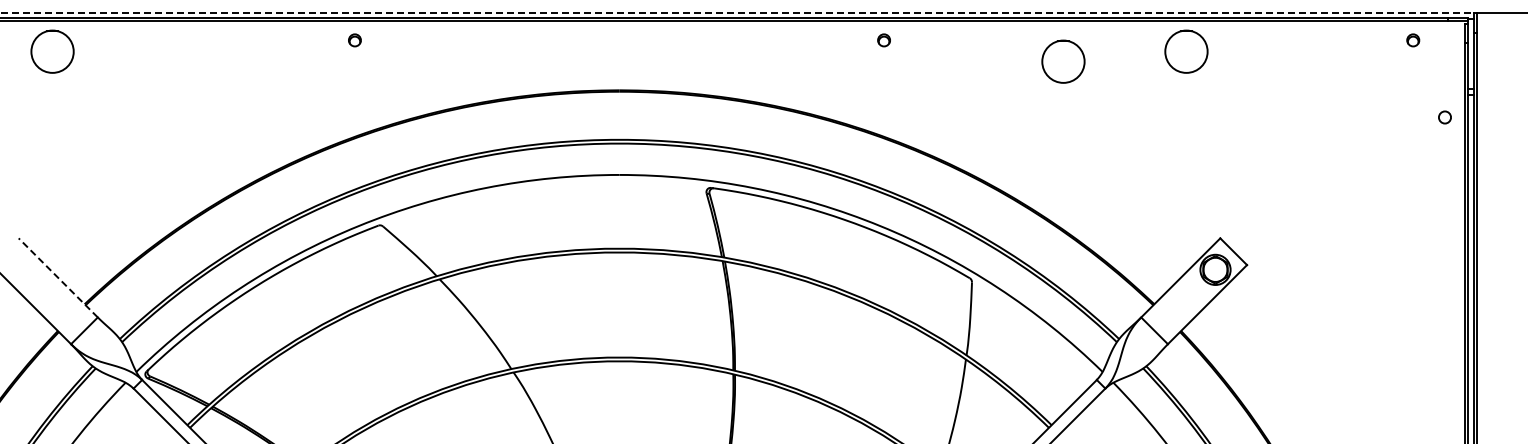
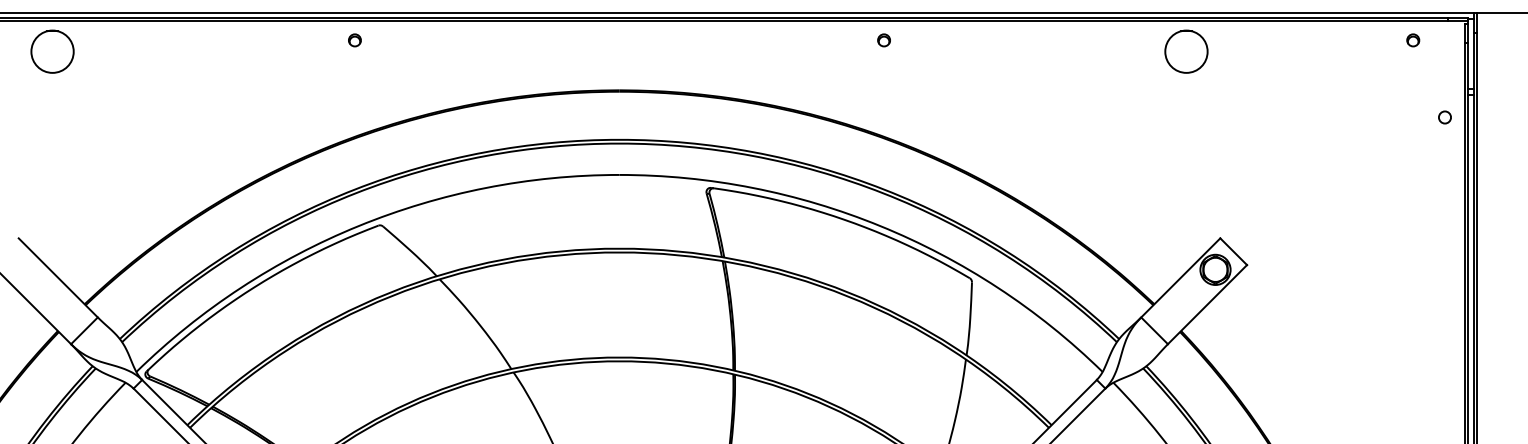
line: dashed -> solid (737, 13)
circle: present -> none (1063, 61)
line: dashed -> solid (58, 277)
